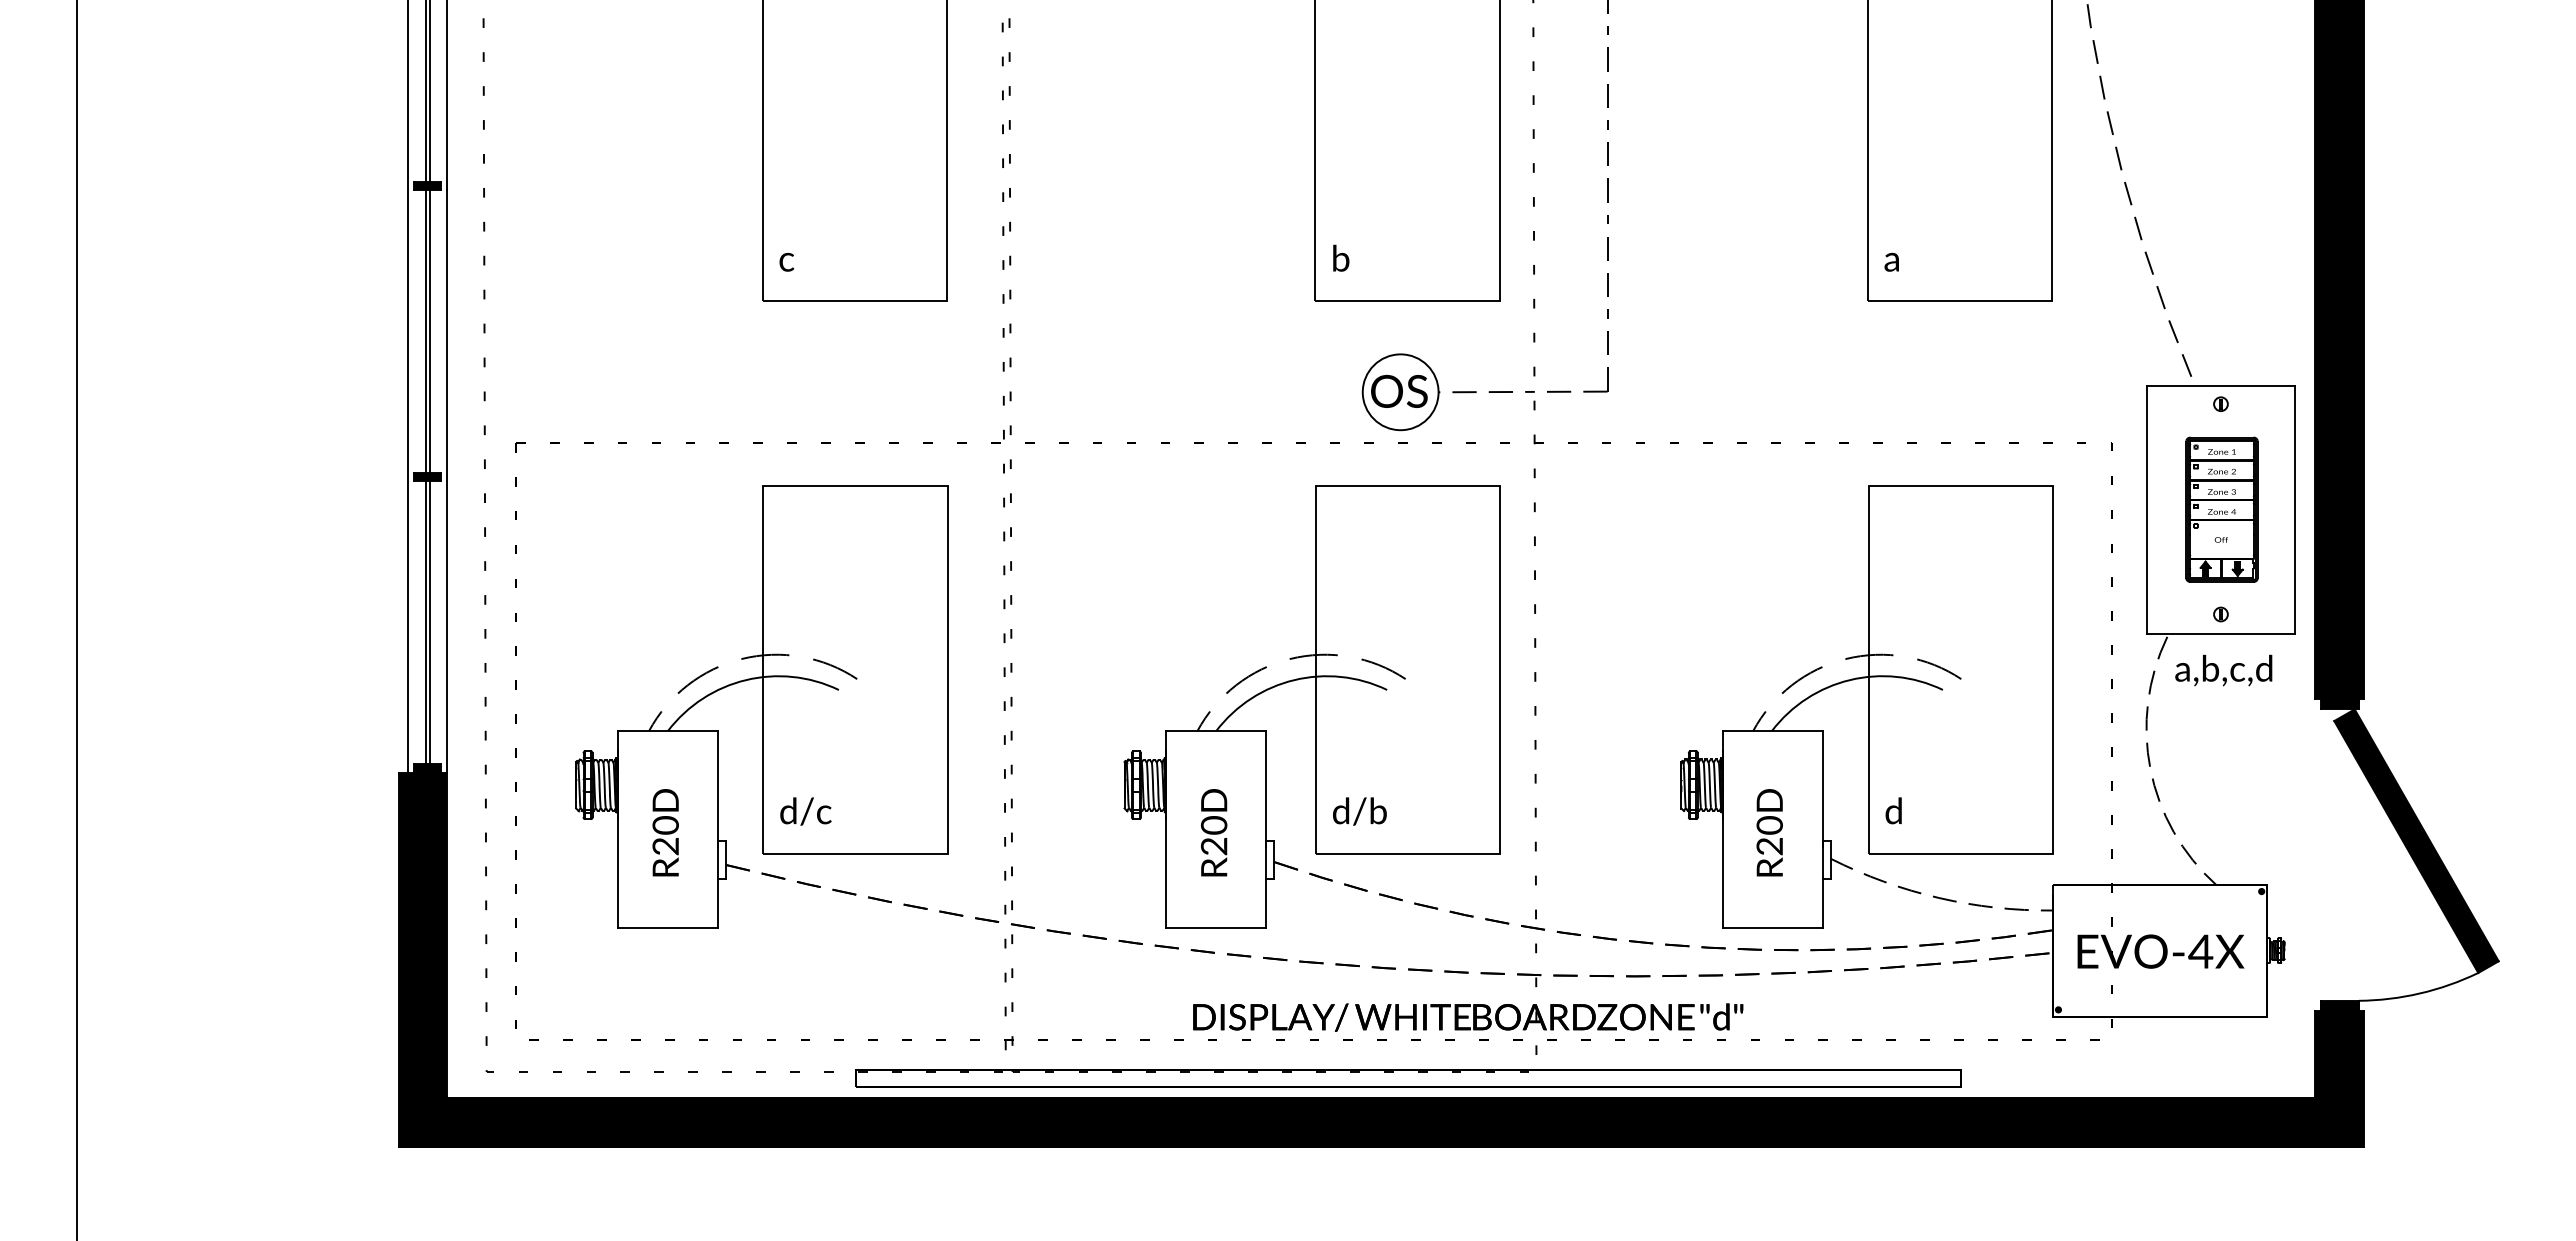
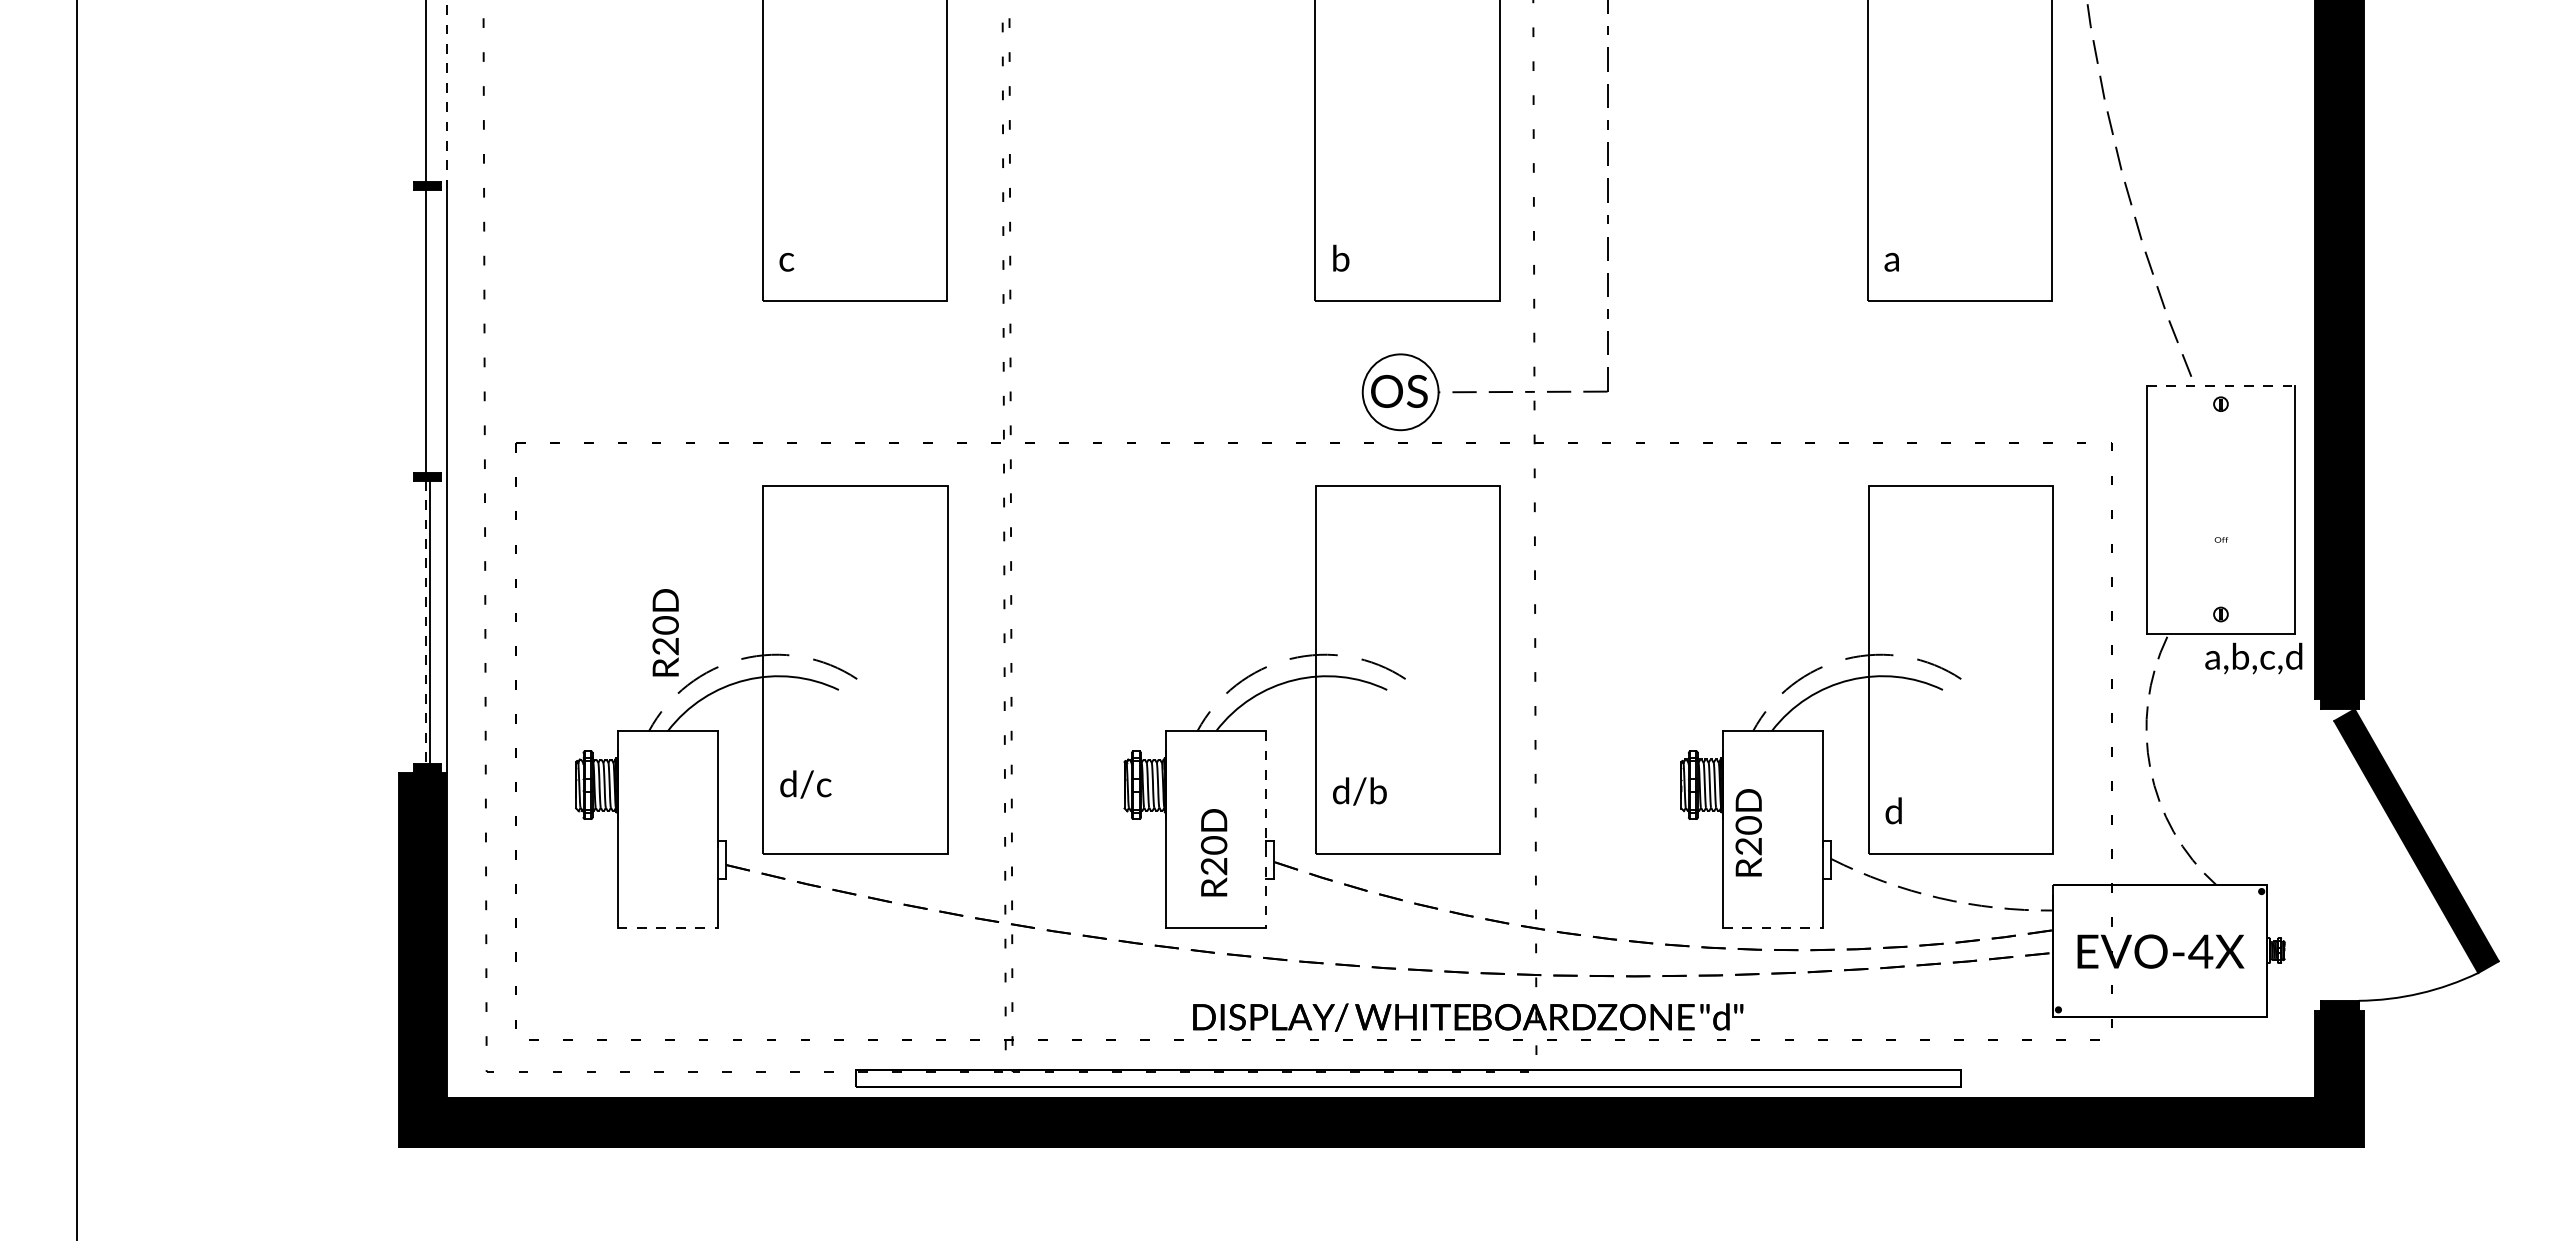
line: present -> none (430, 92)
line: solid -> dashed (447, 95)
line: present -> none (430, 331)
line: solid -> dashed (2220, 385)
line: present -> none (407, 387)
part: present -> none (2221, 509)
line: solid -> dashed (425, 622)
text position: (2223, 670) -> (2253, 658) (2253, 658)
text position: (805, 811) -> (805, 784) (805, 784)
text position: (1359, 811) -> (1359, 791) (1359, 791)
line: solid -> dashed (1266, 830)
text position: (665, 832) -> (665, 632) (665, 632)
text position: (1214, 832) -> (1214, 852) (1214, 852)
text position: (1769, 832) -> (1748, 832) (1748, 832)
line: solid -> dashed (668, 928)
line: solid -> dashed (1773, 928)
